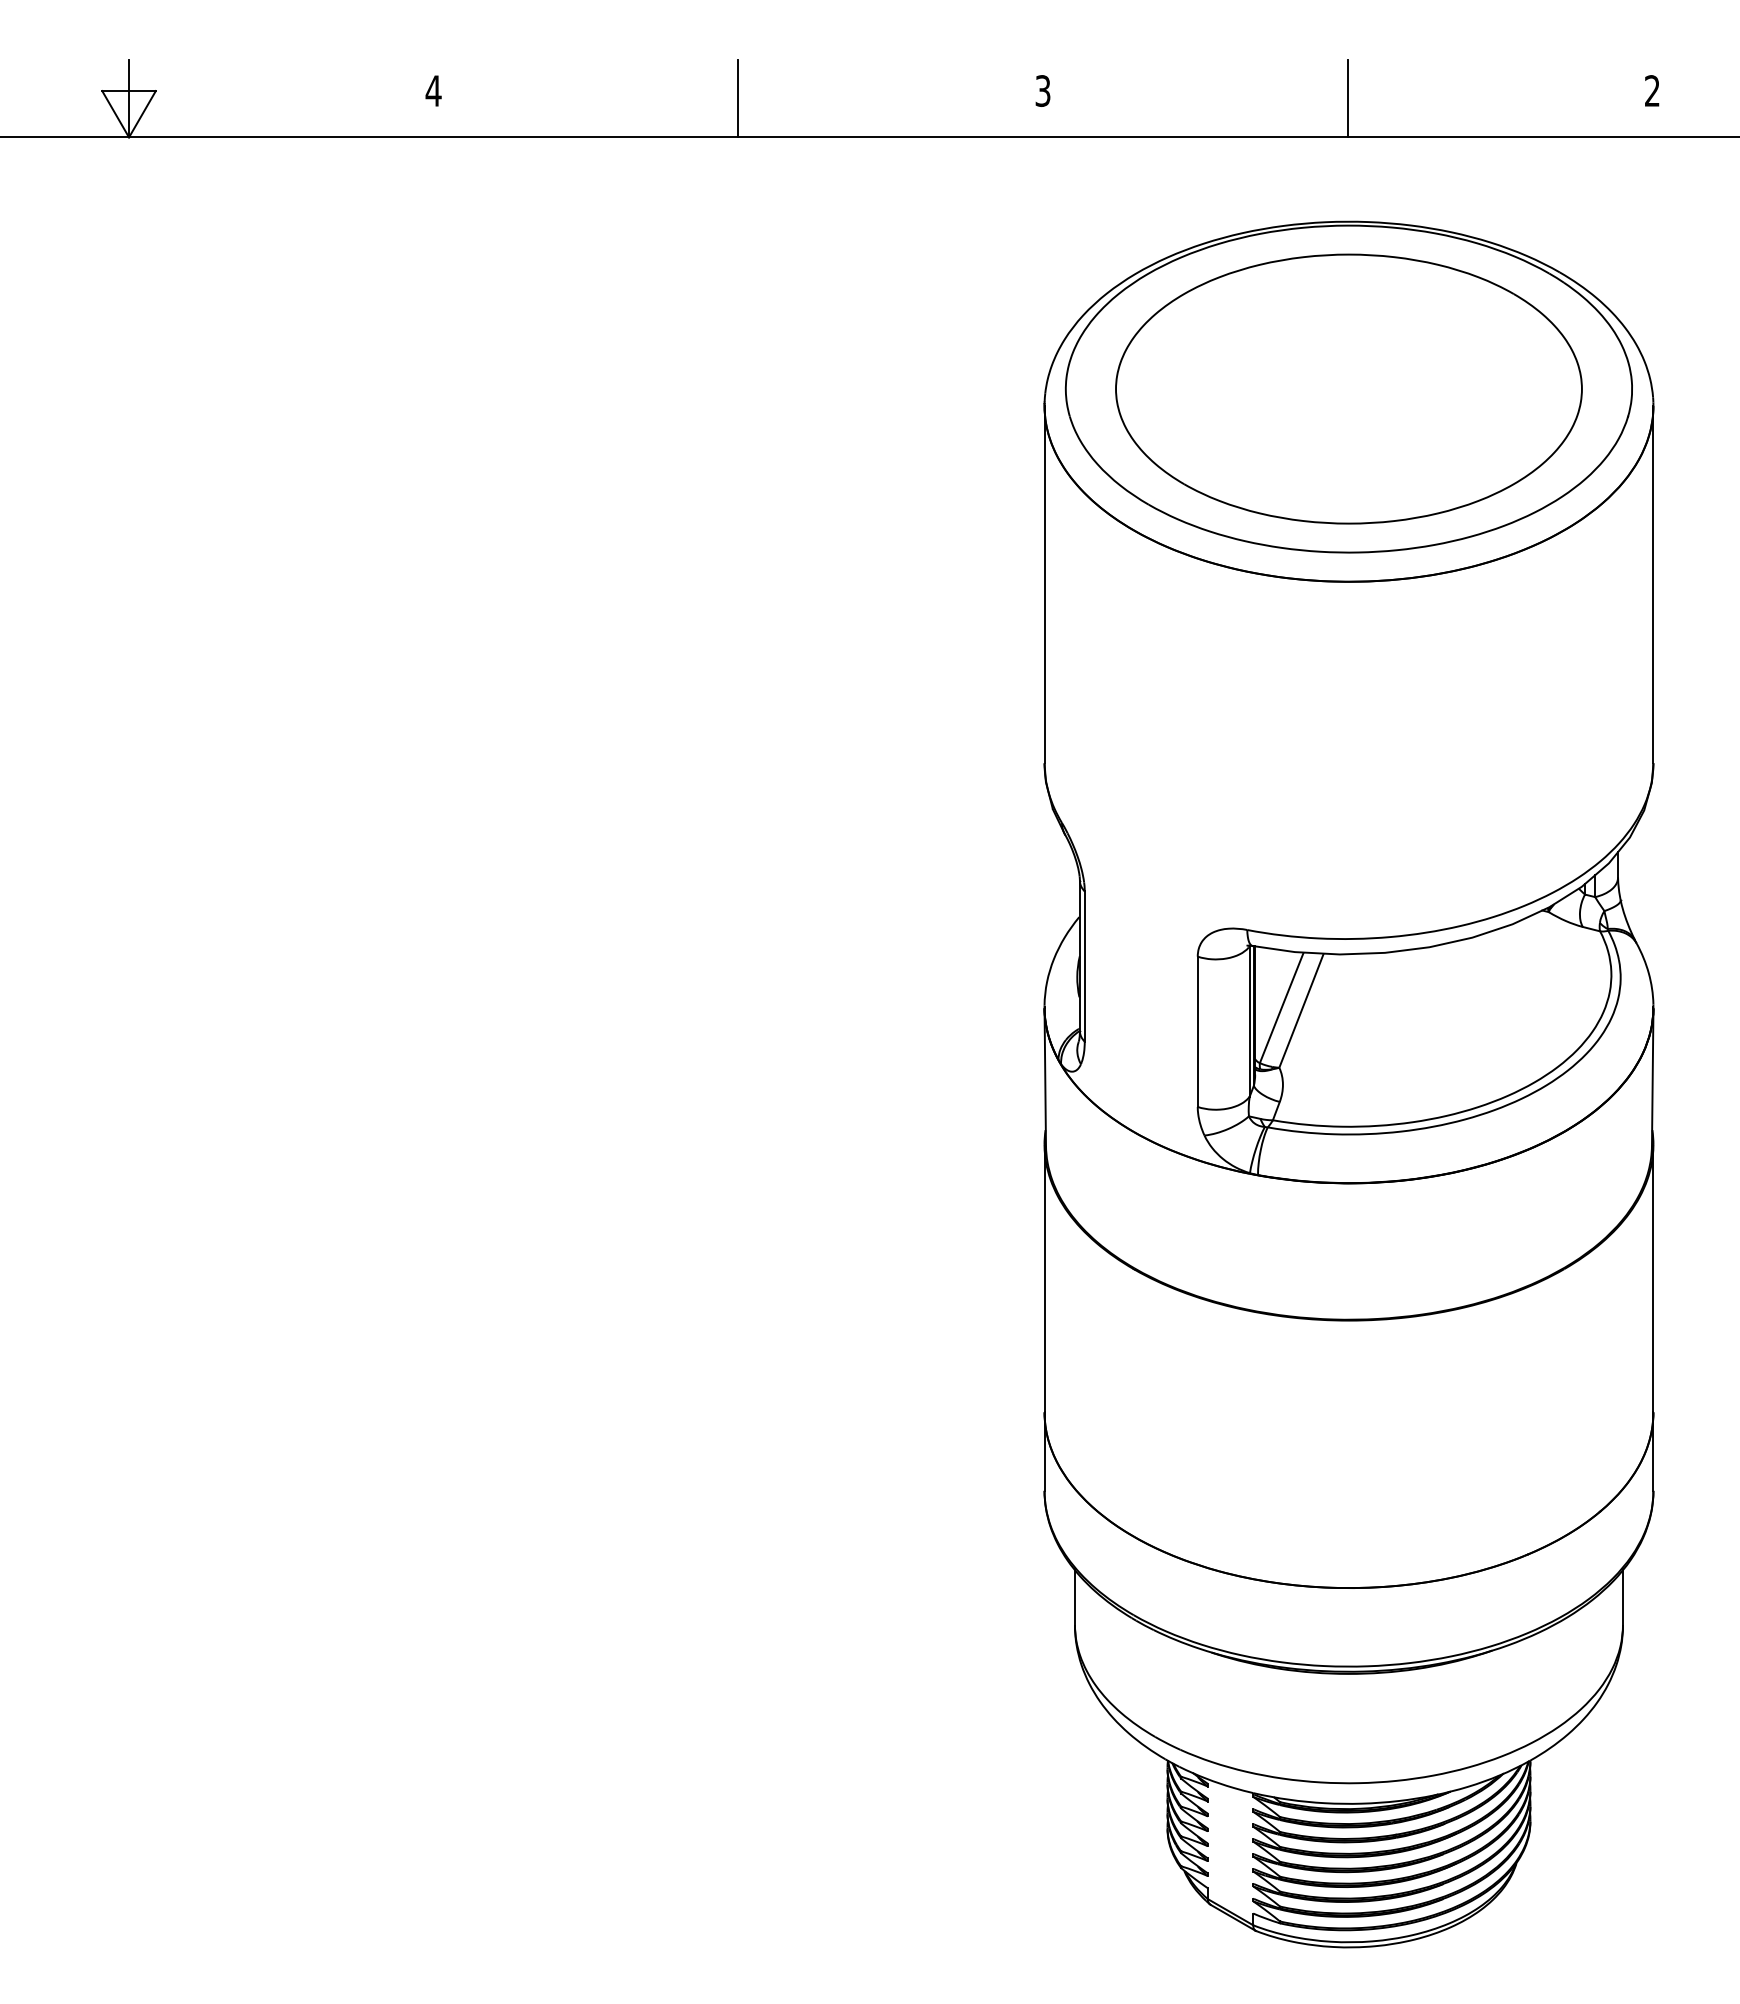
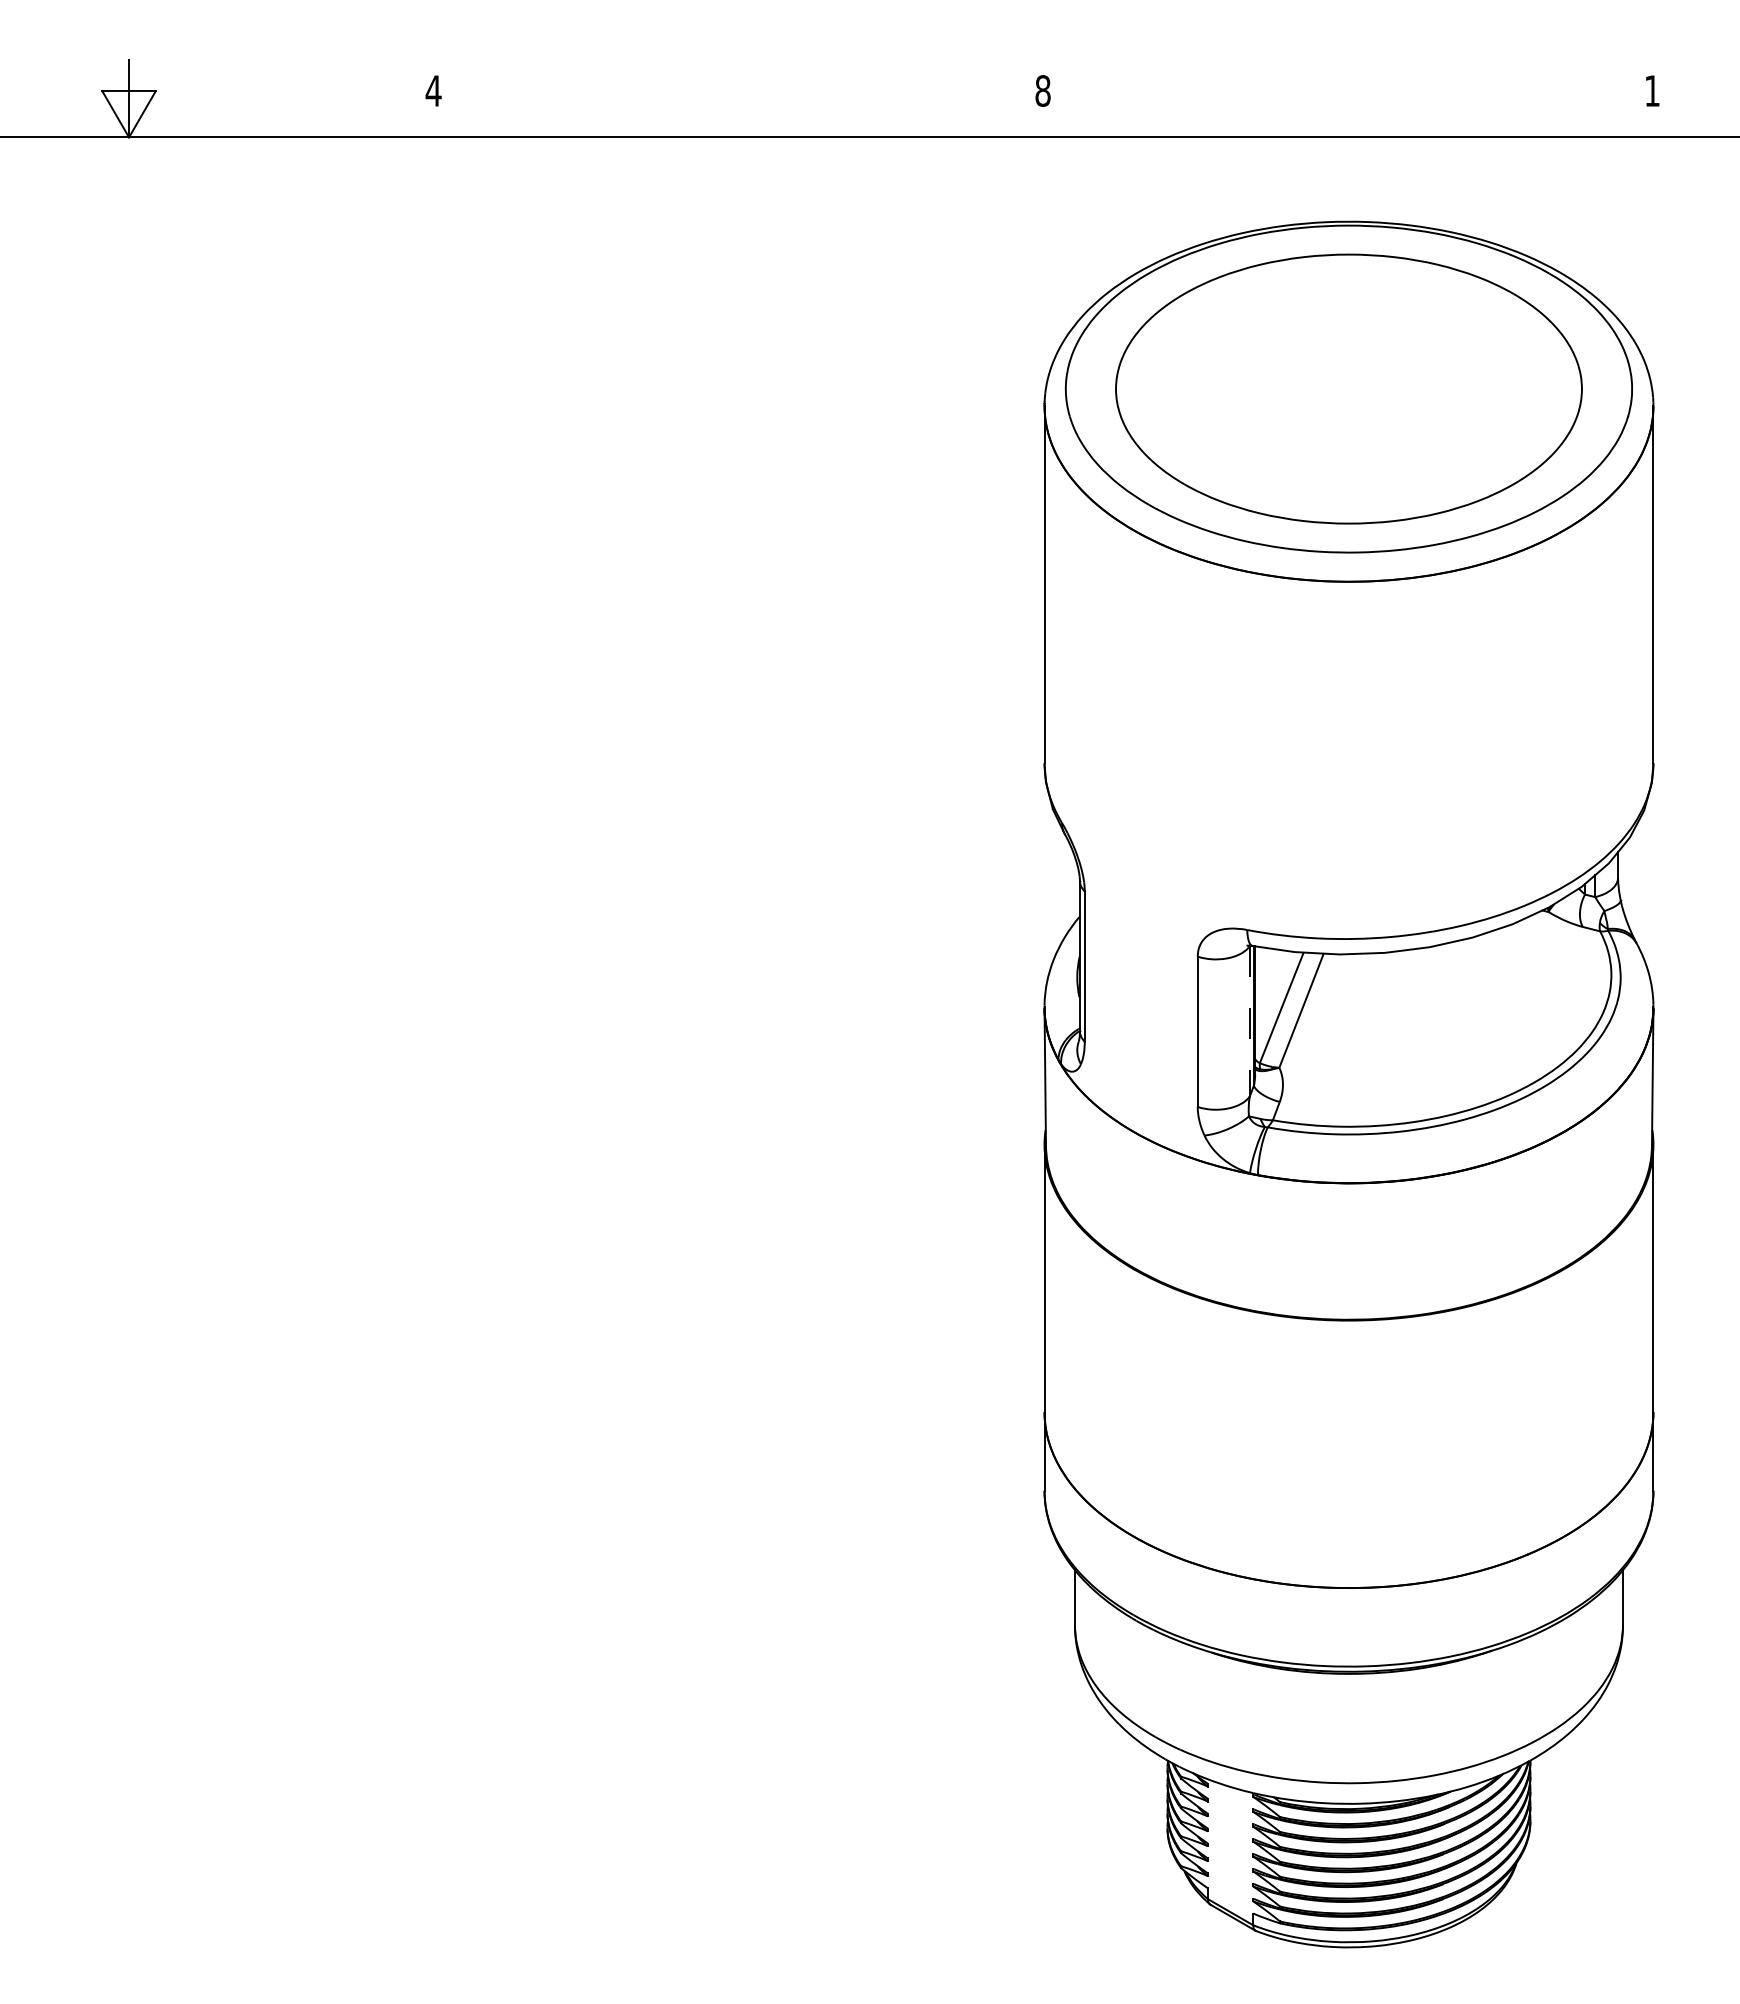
text: 3 -> 8 (1042, 90)
text: 2 -> 1 (1652, 90)
line: present -> none (738, 98)
line: present -> none (1347, 98)
line: solid -> dashed (1249, 1021)
